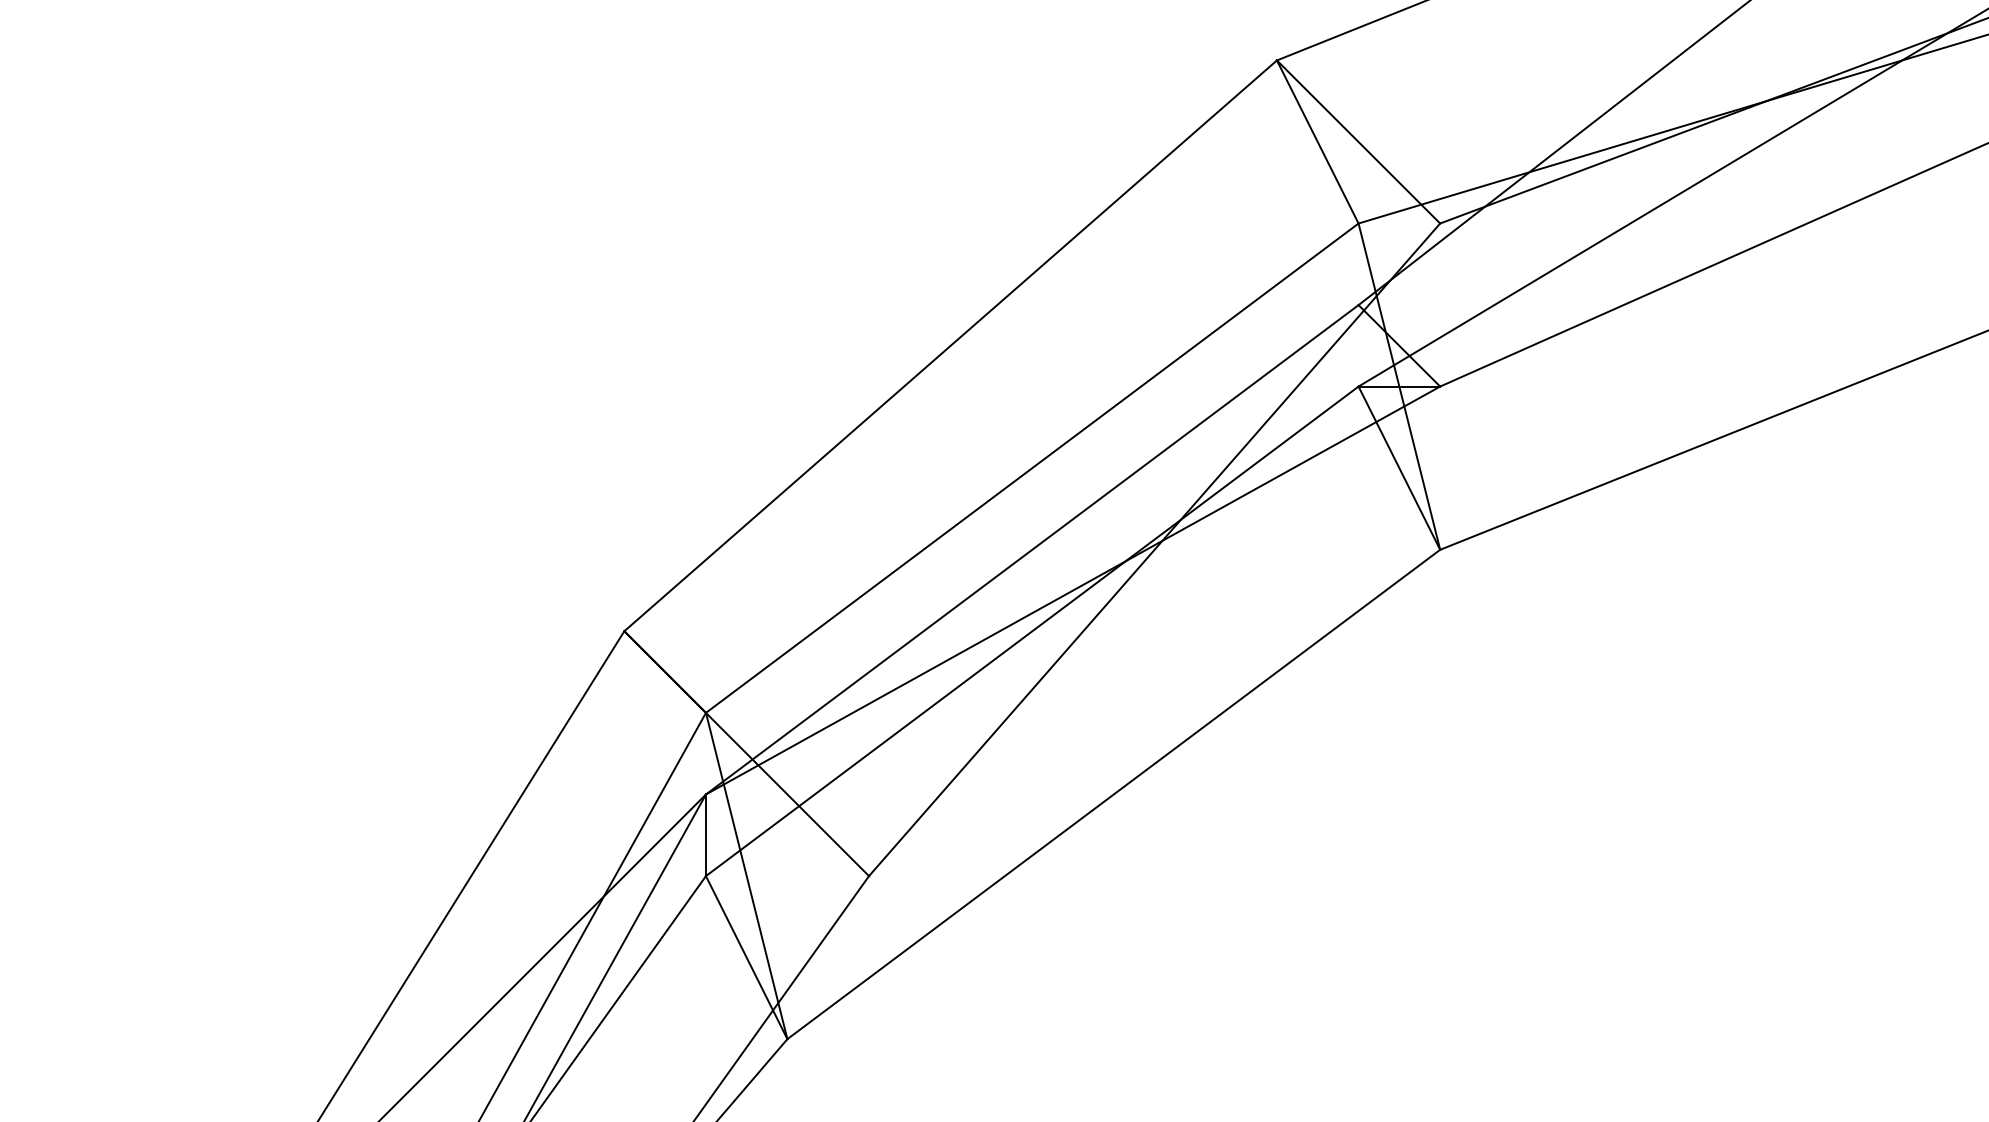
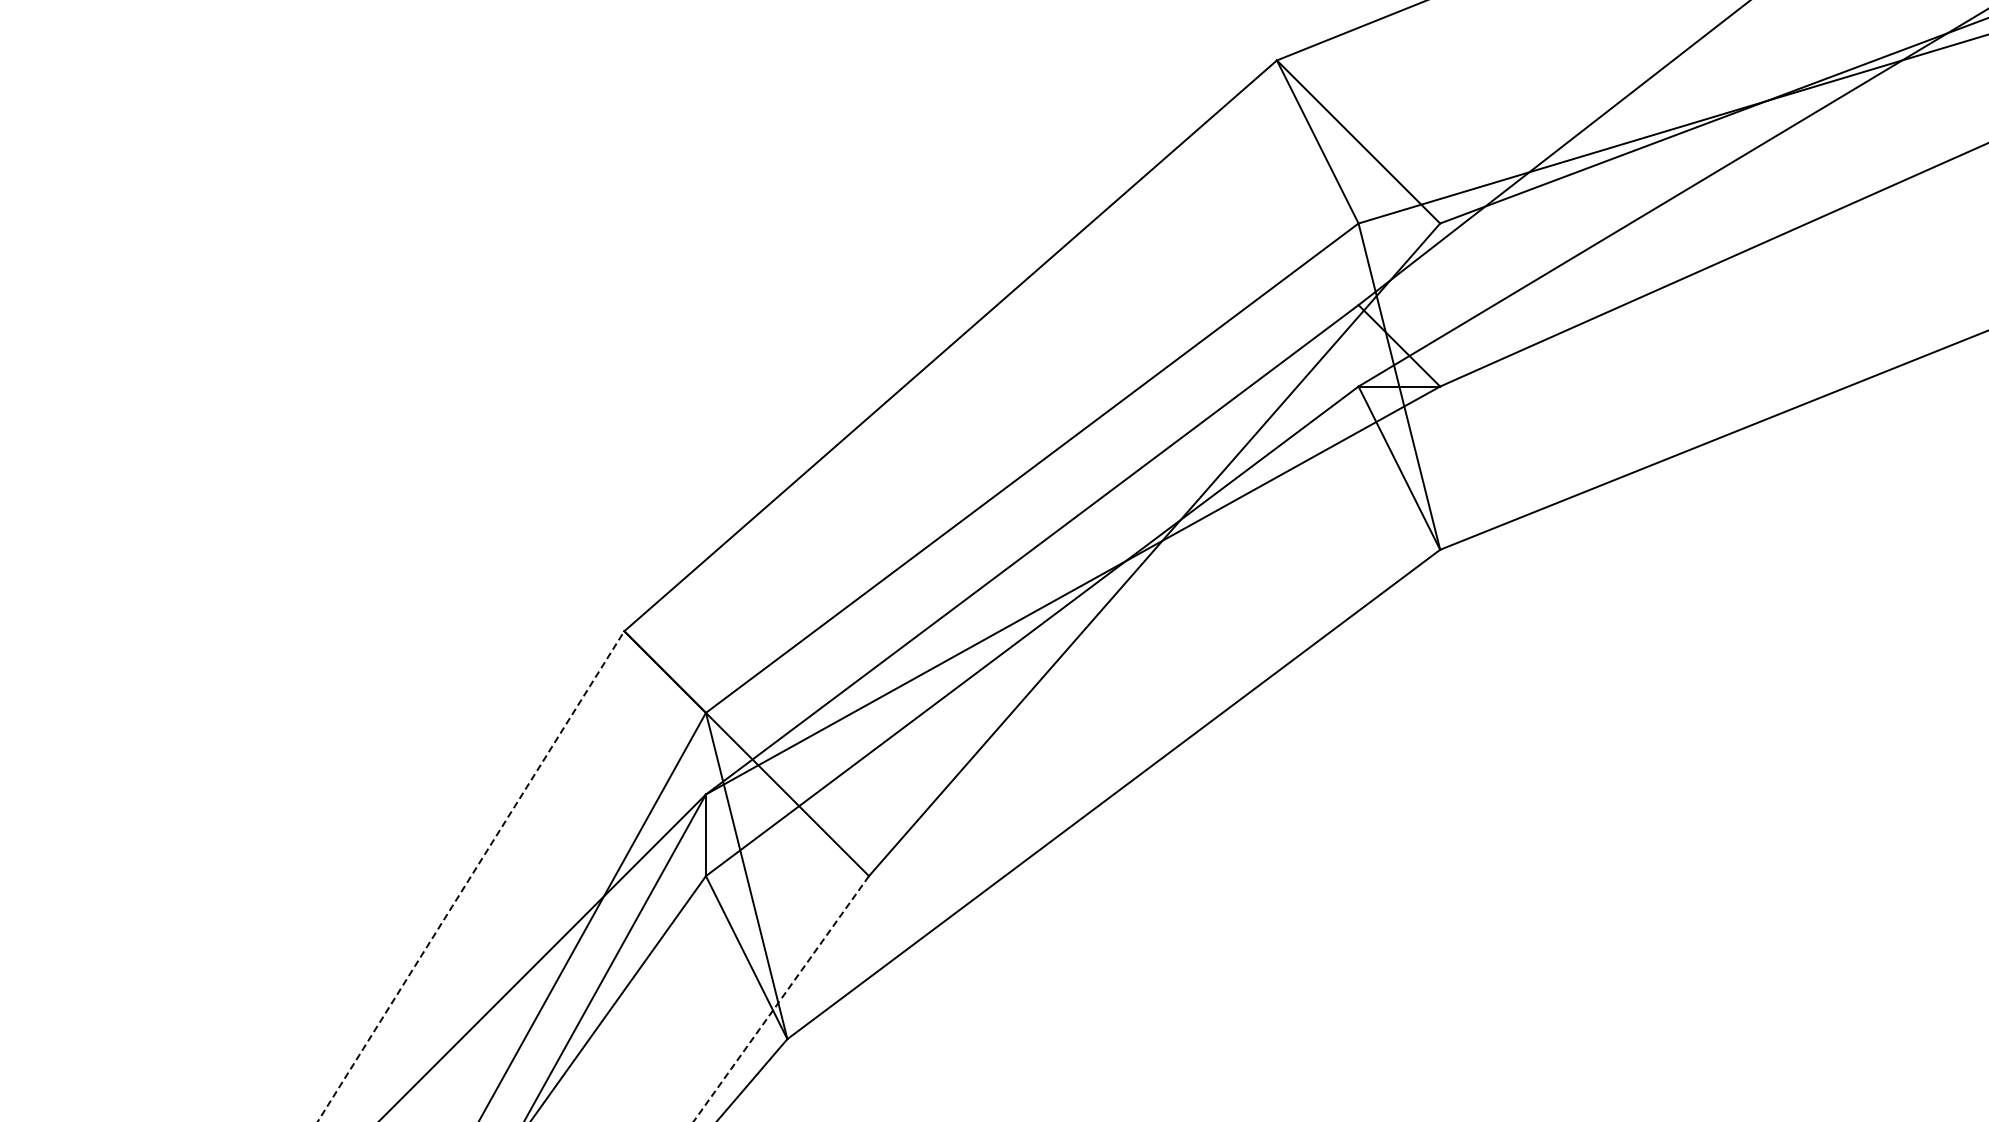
line: solid -> dashed (471, 876)
line: solid -> dashed (781, 998)
